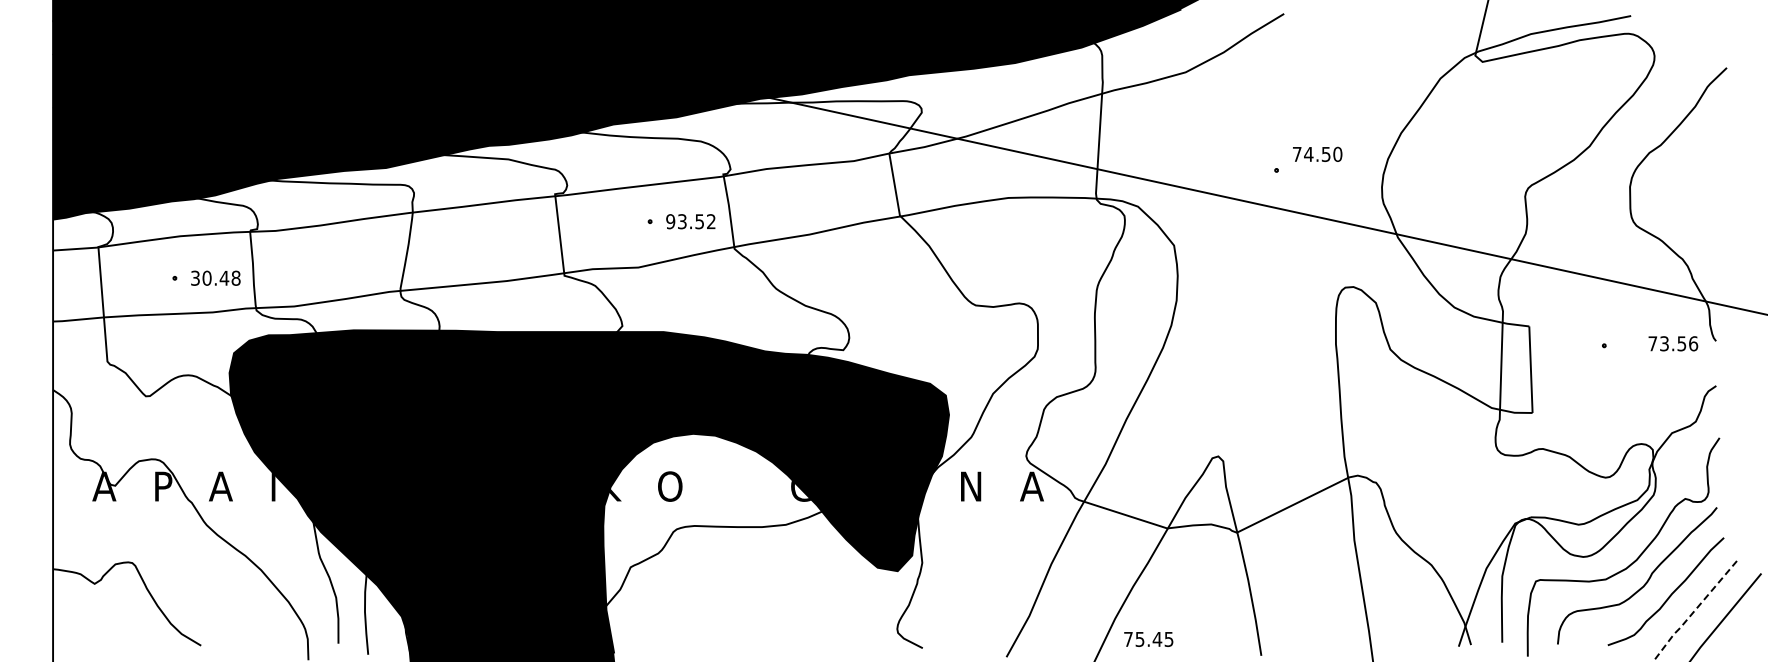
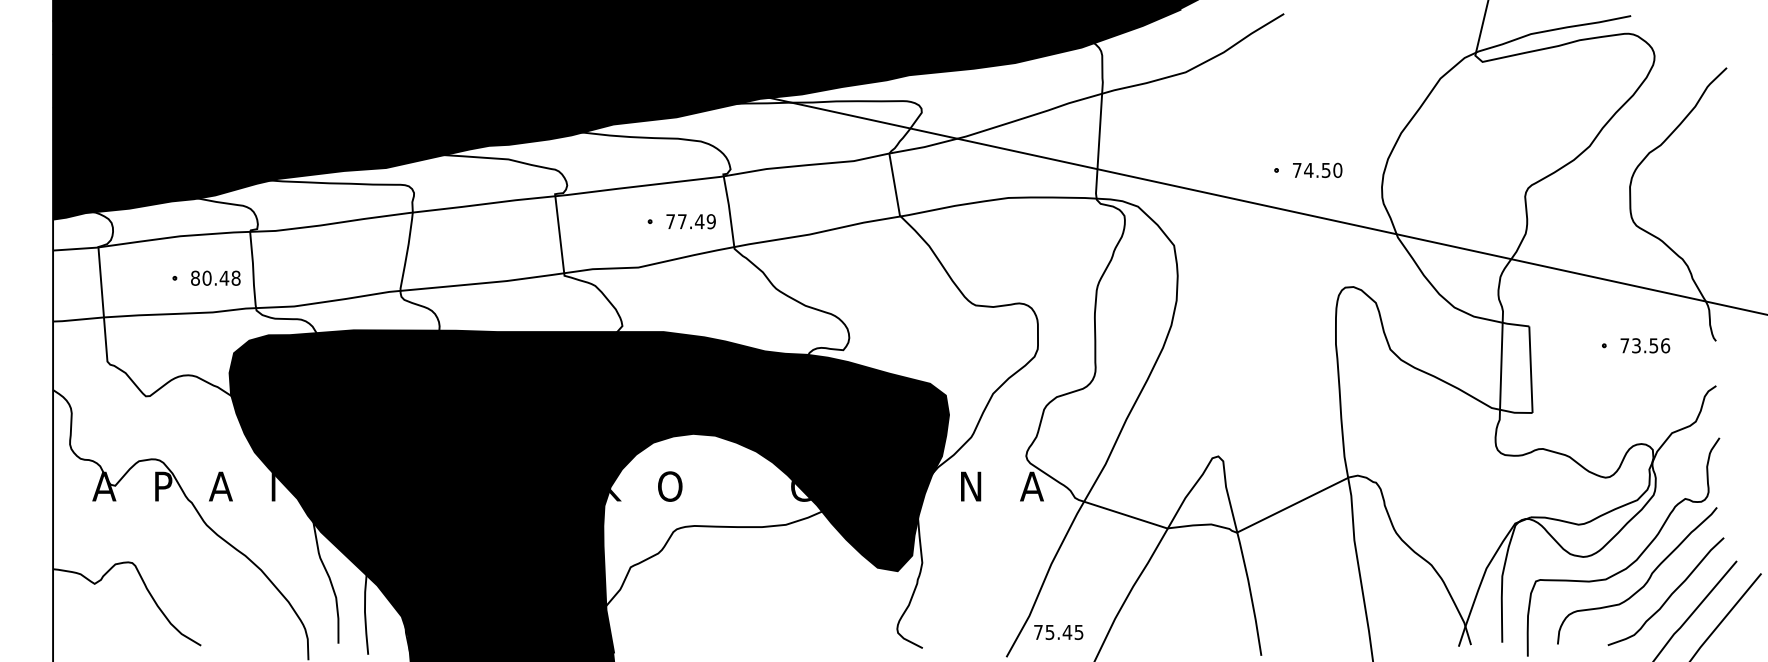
text position: (1317, 153) -> (1317, 169) (1317, 169)
text: 93.52 -> 77.49 (690, 221)
text: 30.48 -> 80.48 (195, 277)
text position: (1673, 343) -> (1645, 345) (1645, 345)
line: dashed -> solid (1693, 611)
text position: (1148, 639) -> (1058, 632) (1058, 632)
